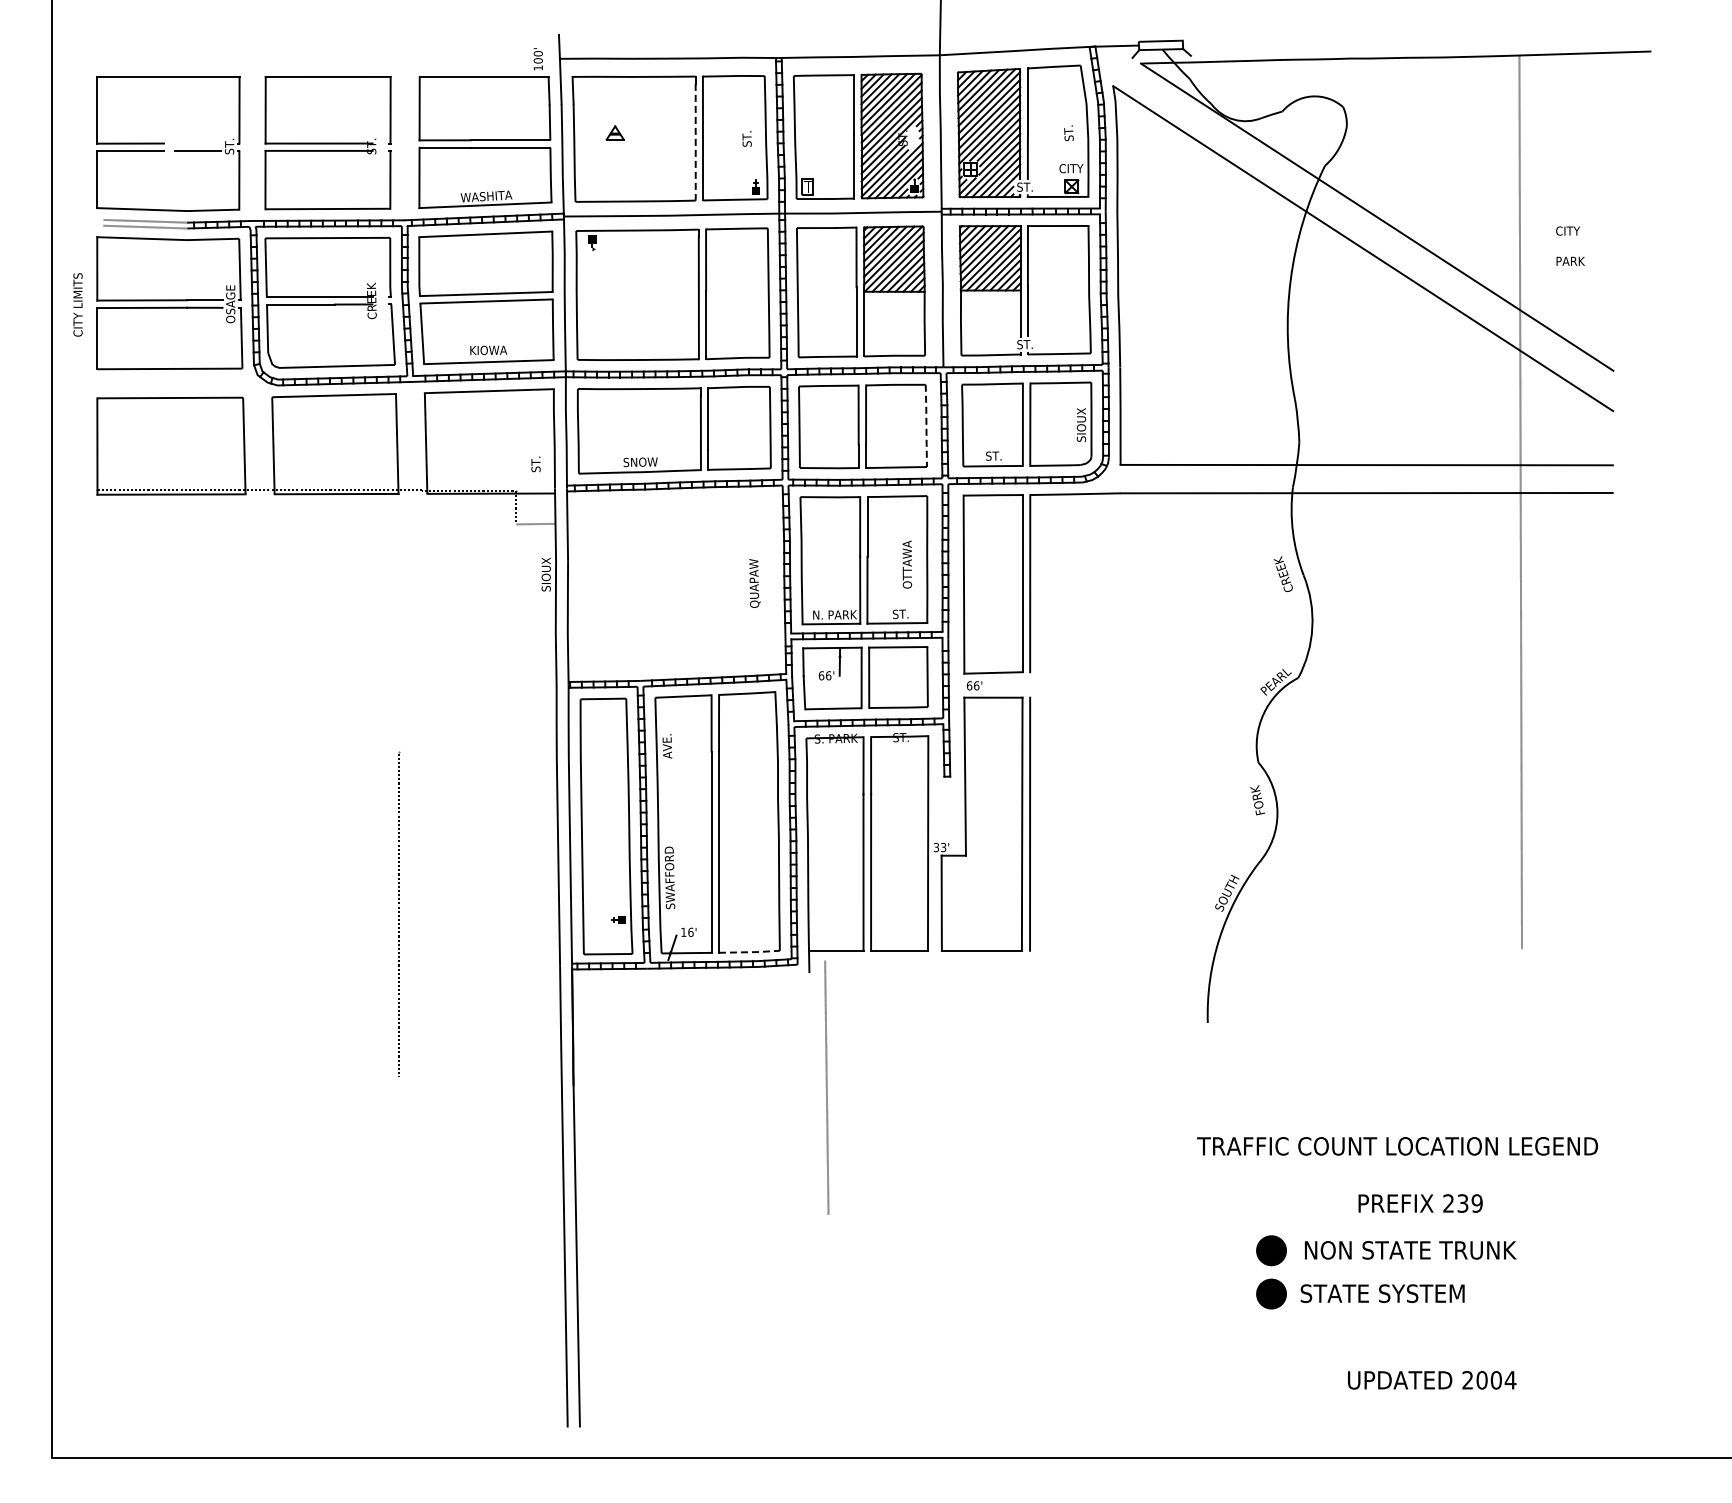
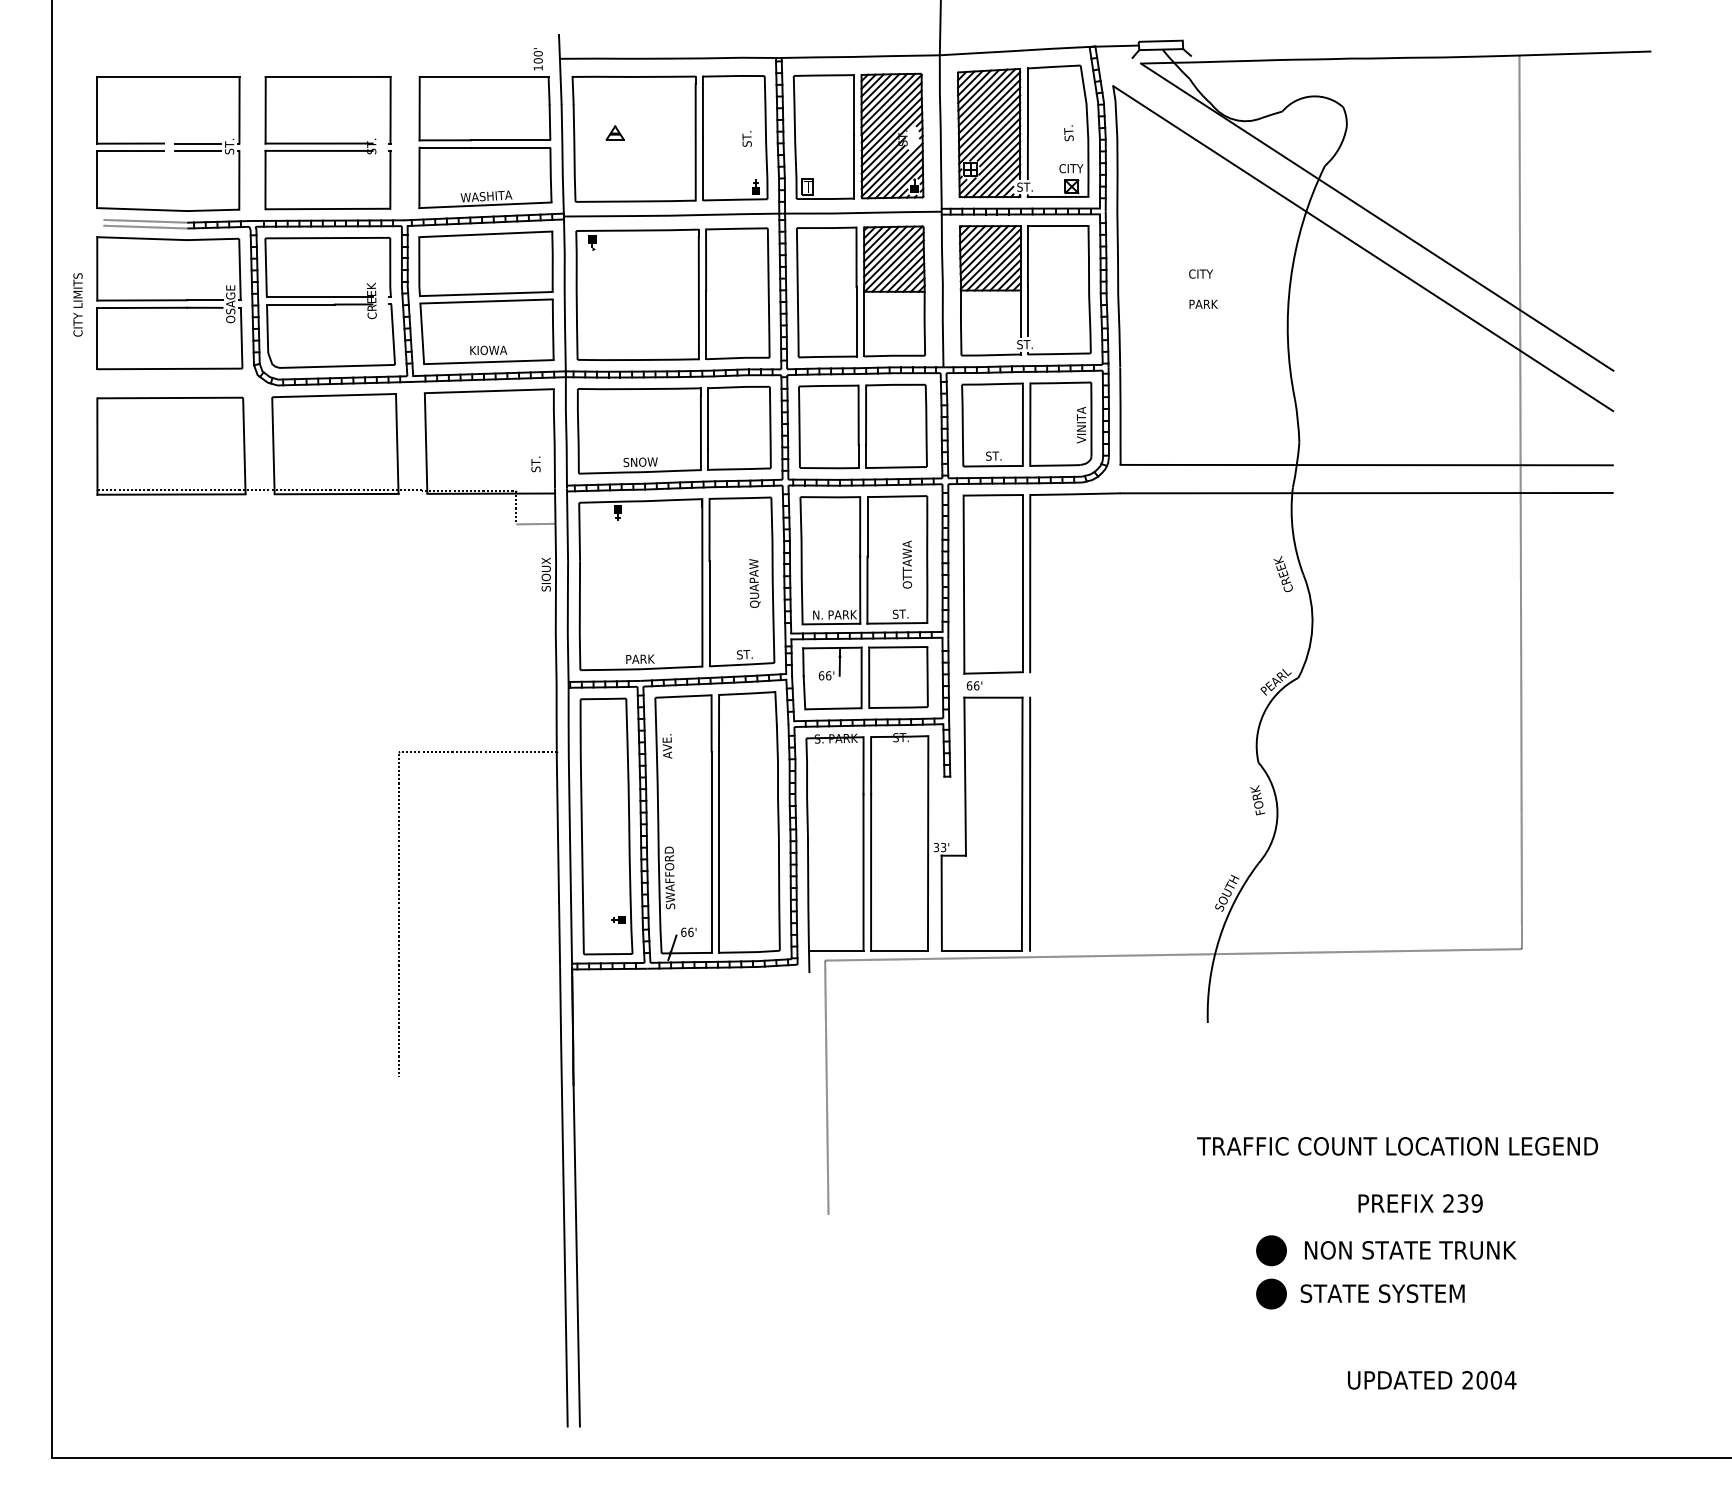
line: dashed -> solid (695, 142)
line: none -> present (197, 143)
text position: (1570, 245) -> (1203, 288) (1203, 288)
text: SIOUX -> VINITA (1081, 424)
line: dashed -> solid (926, 426)
part: none -> present (676, 583)
line: none -> present (477, 751)
text: 16' -> 66' (683, 931)
line: dashed -> solid (750, 952)
line: none -> present (1173, 954)
